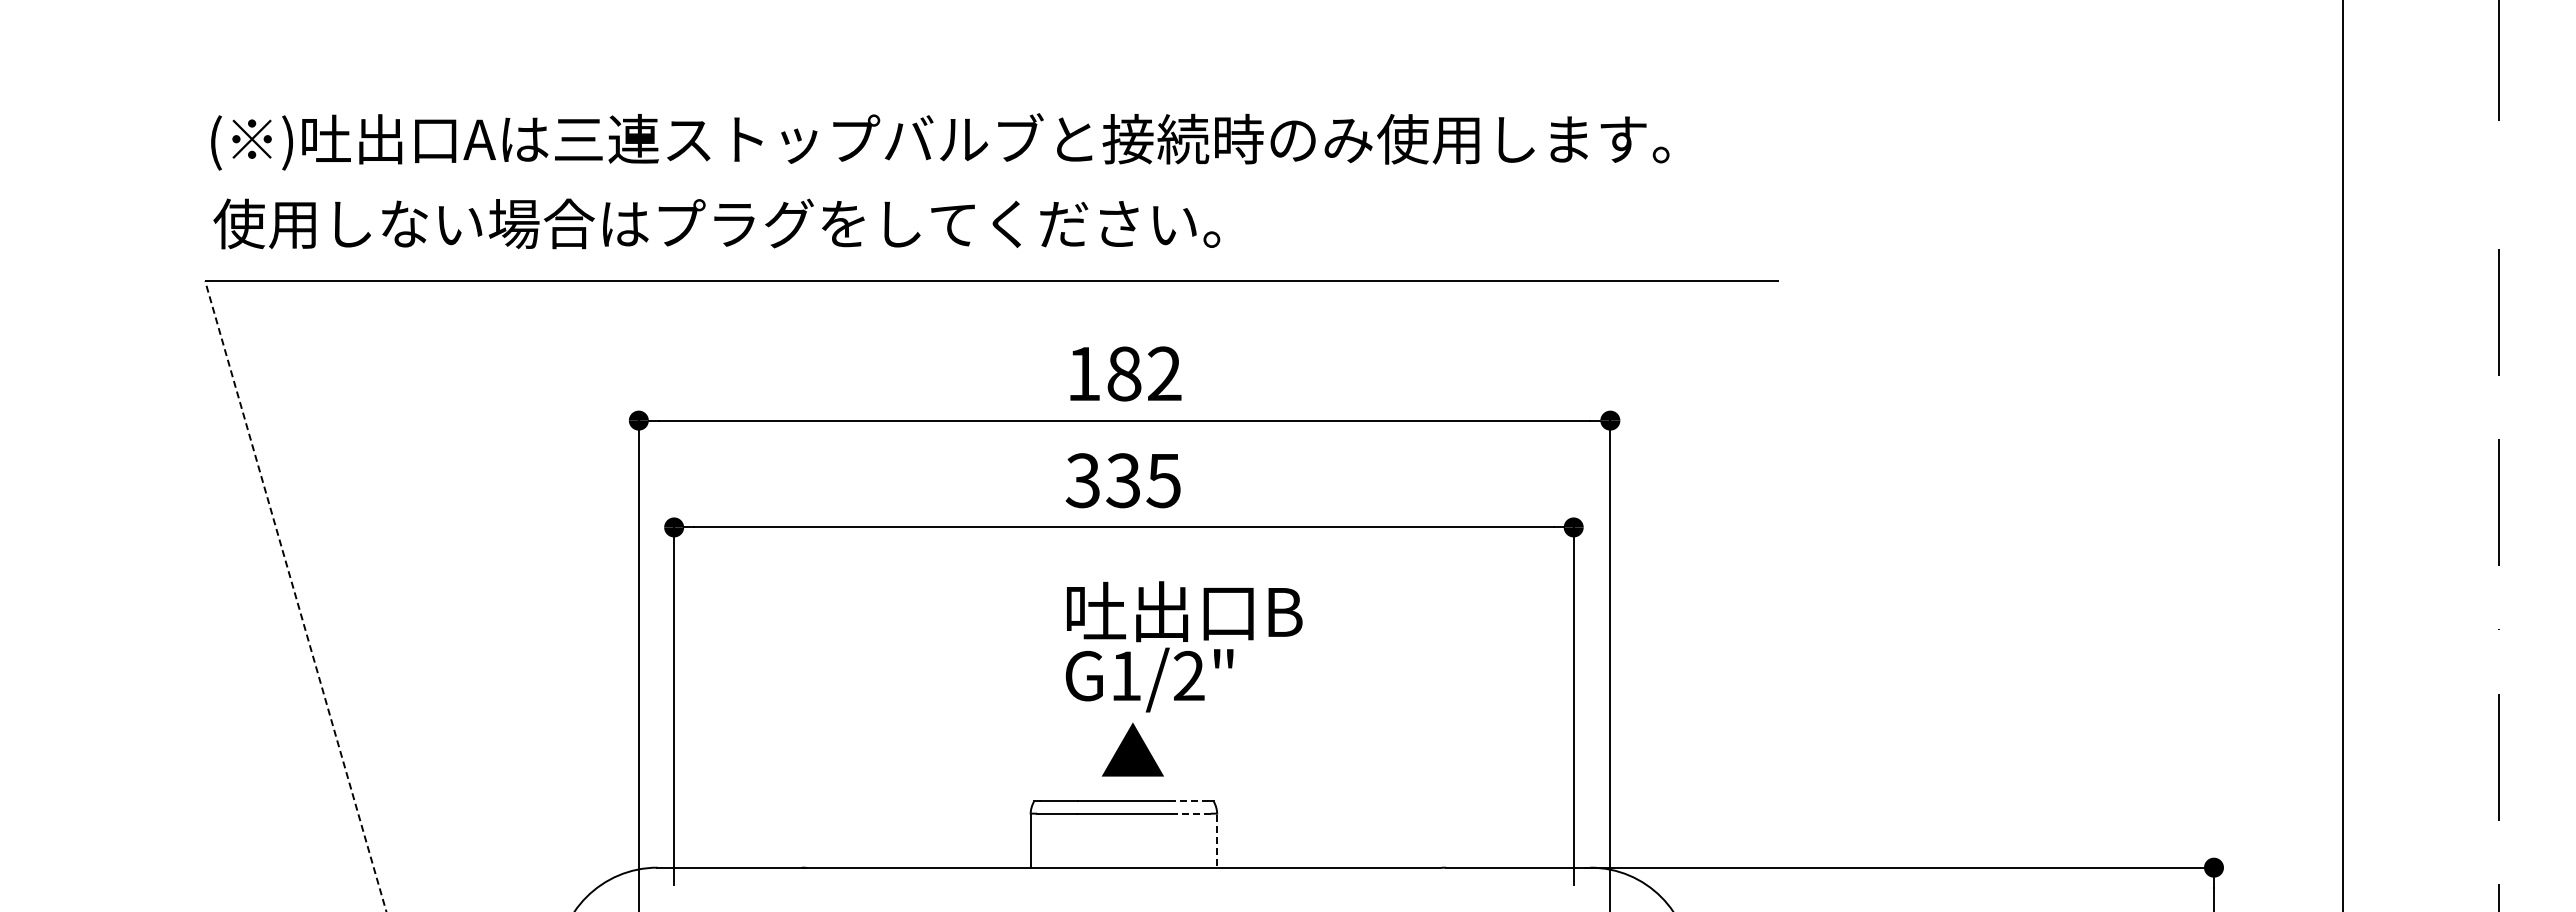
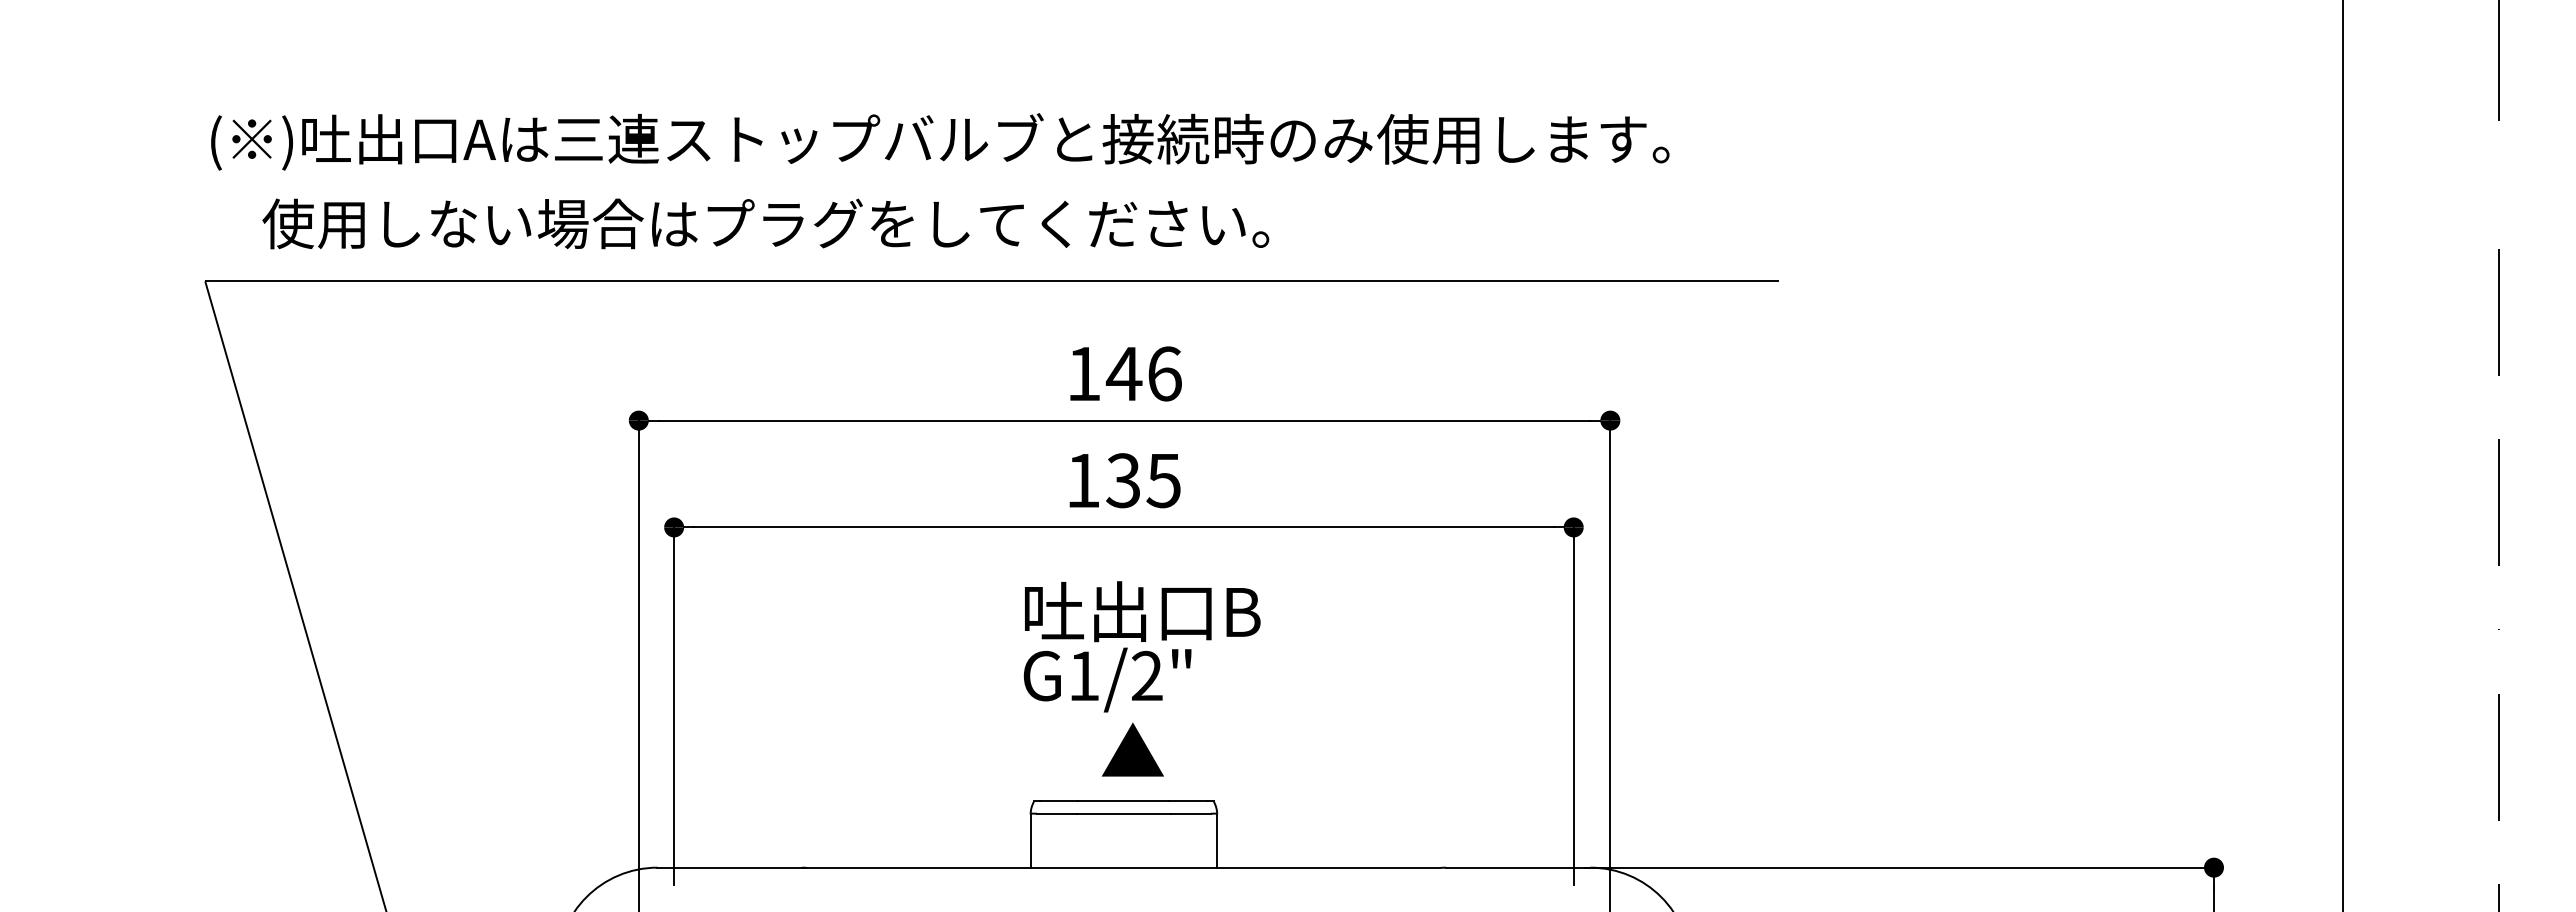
text position: (716, 223) -> (765, 223) (765, 223)
text: 182 -> 146 (1143, 373)
text: 335 -> 135 (1082, 480)
line: dashed -> solid (295, 596)
text position: (1183, 646) -> (1141, 646) (1141, 646)
line: dashed -> solid (1189, 801)
line: dashed -> solid (1190, 813)
line: dashed -> solid (1217, 841)
